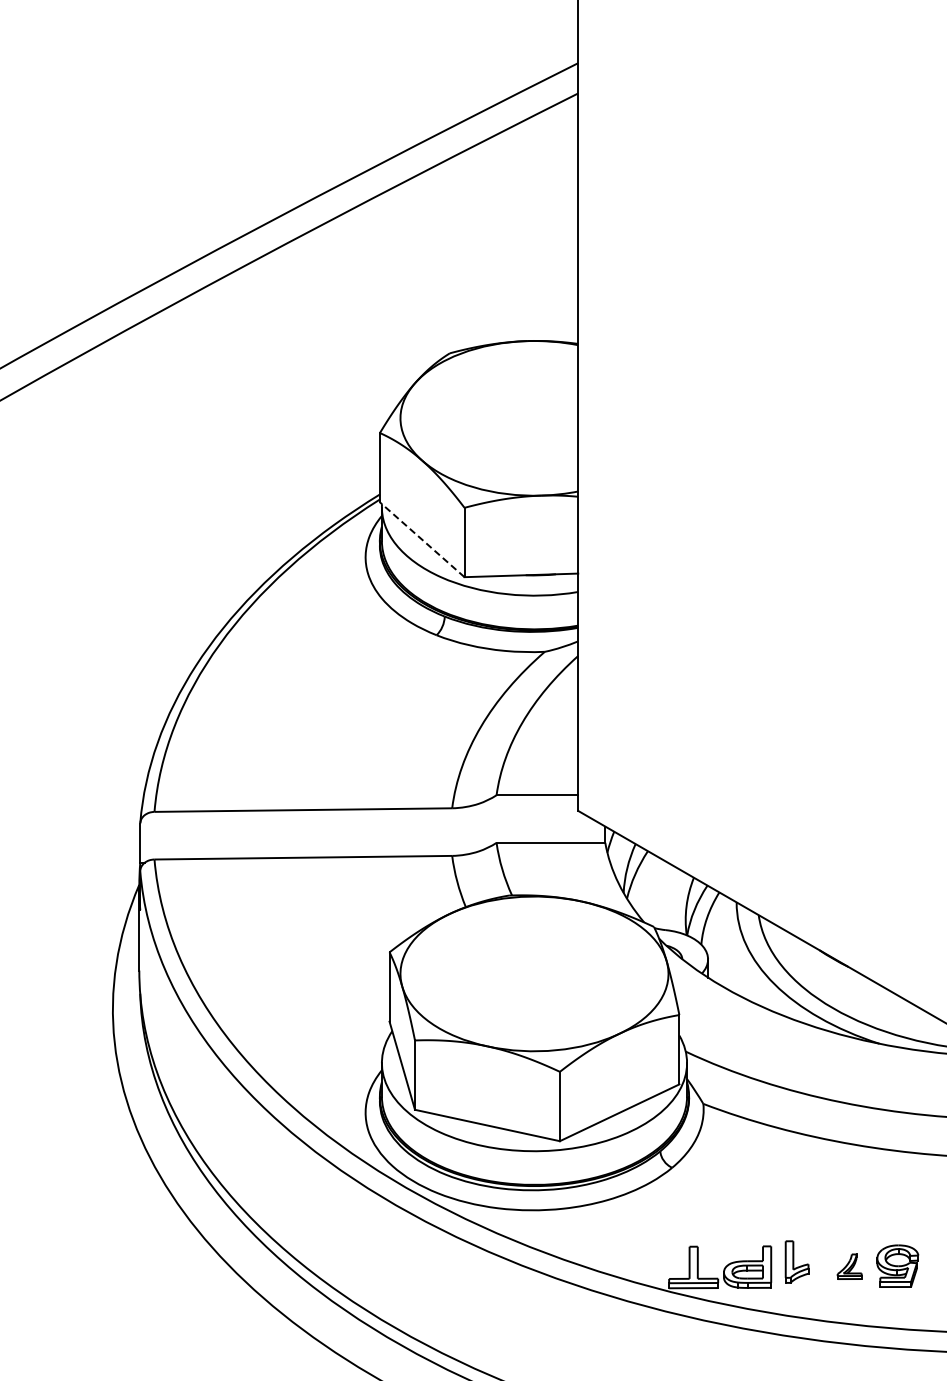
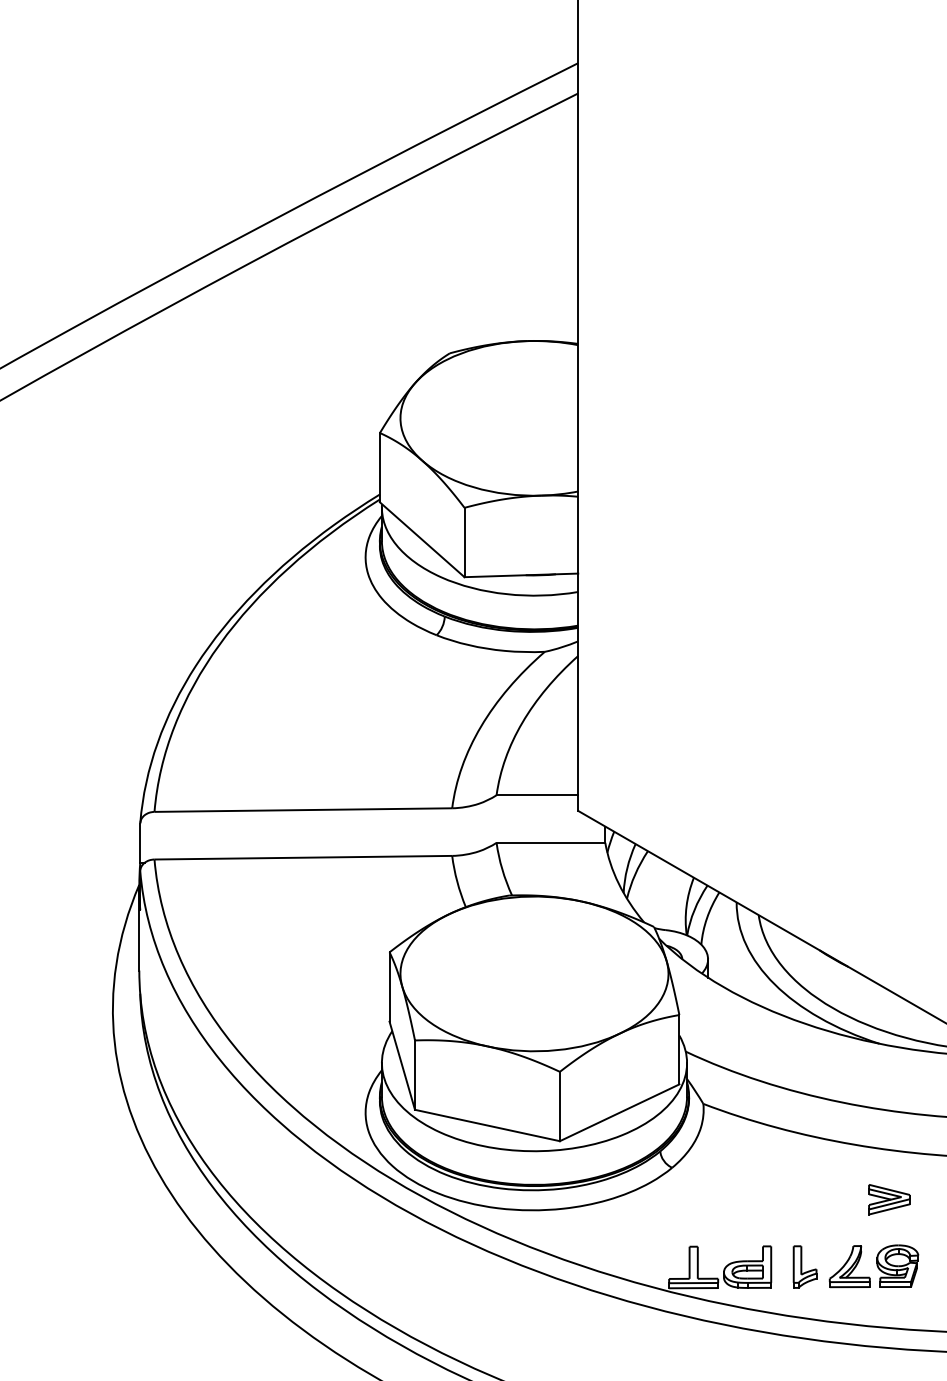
line: dashed -> solid (421, 539)
part: none -> present (889, 1199)
part position: (796, 1261) -> (804, 1266) (804, 1266)
part size: 27x27 px -> 43x44 px (849, 1266)
